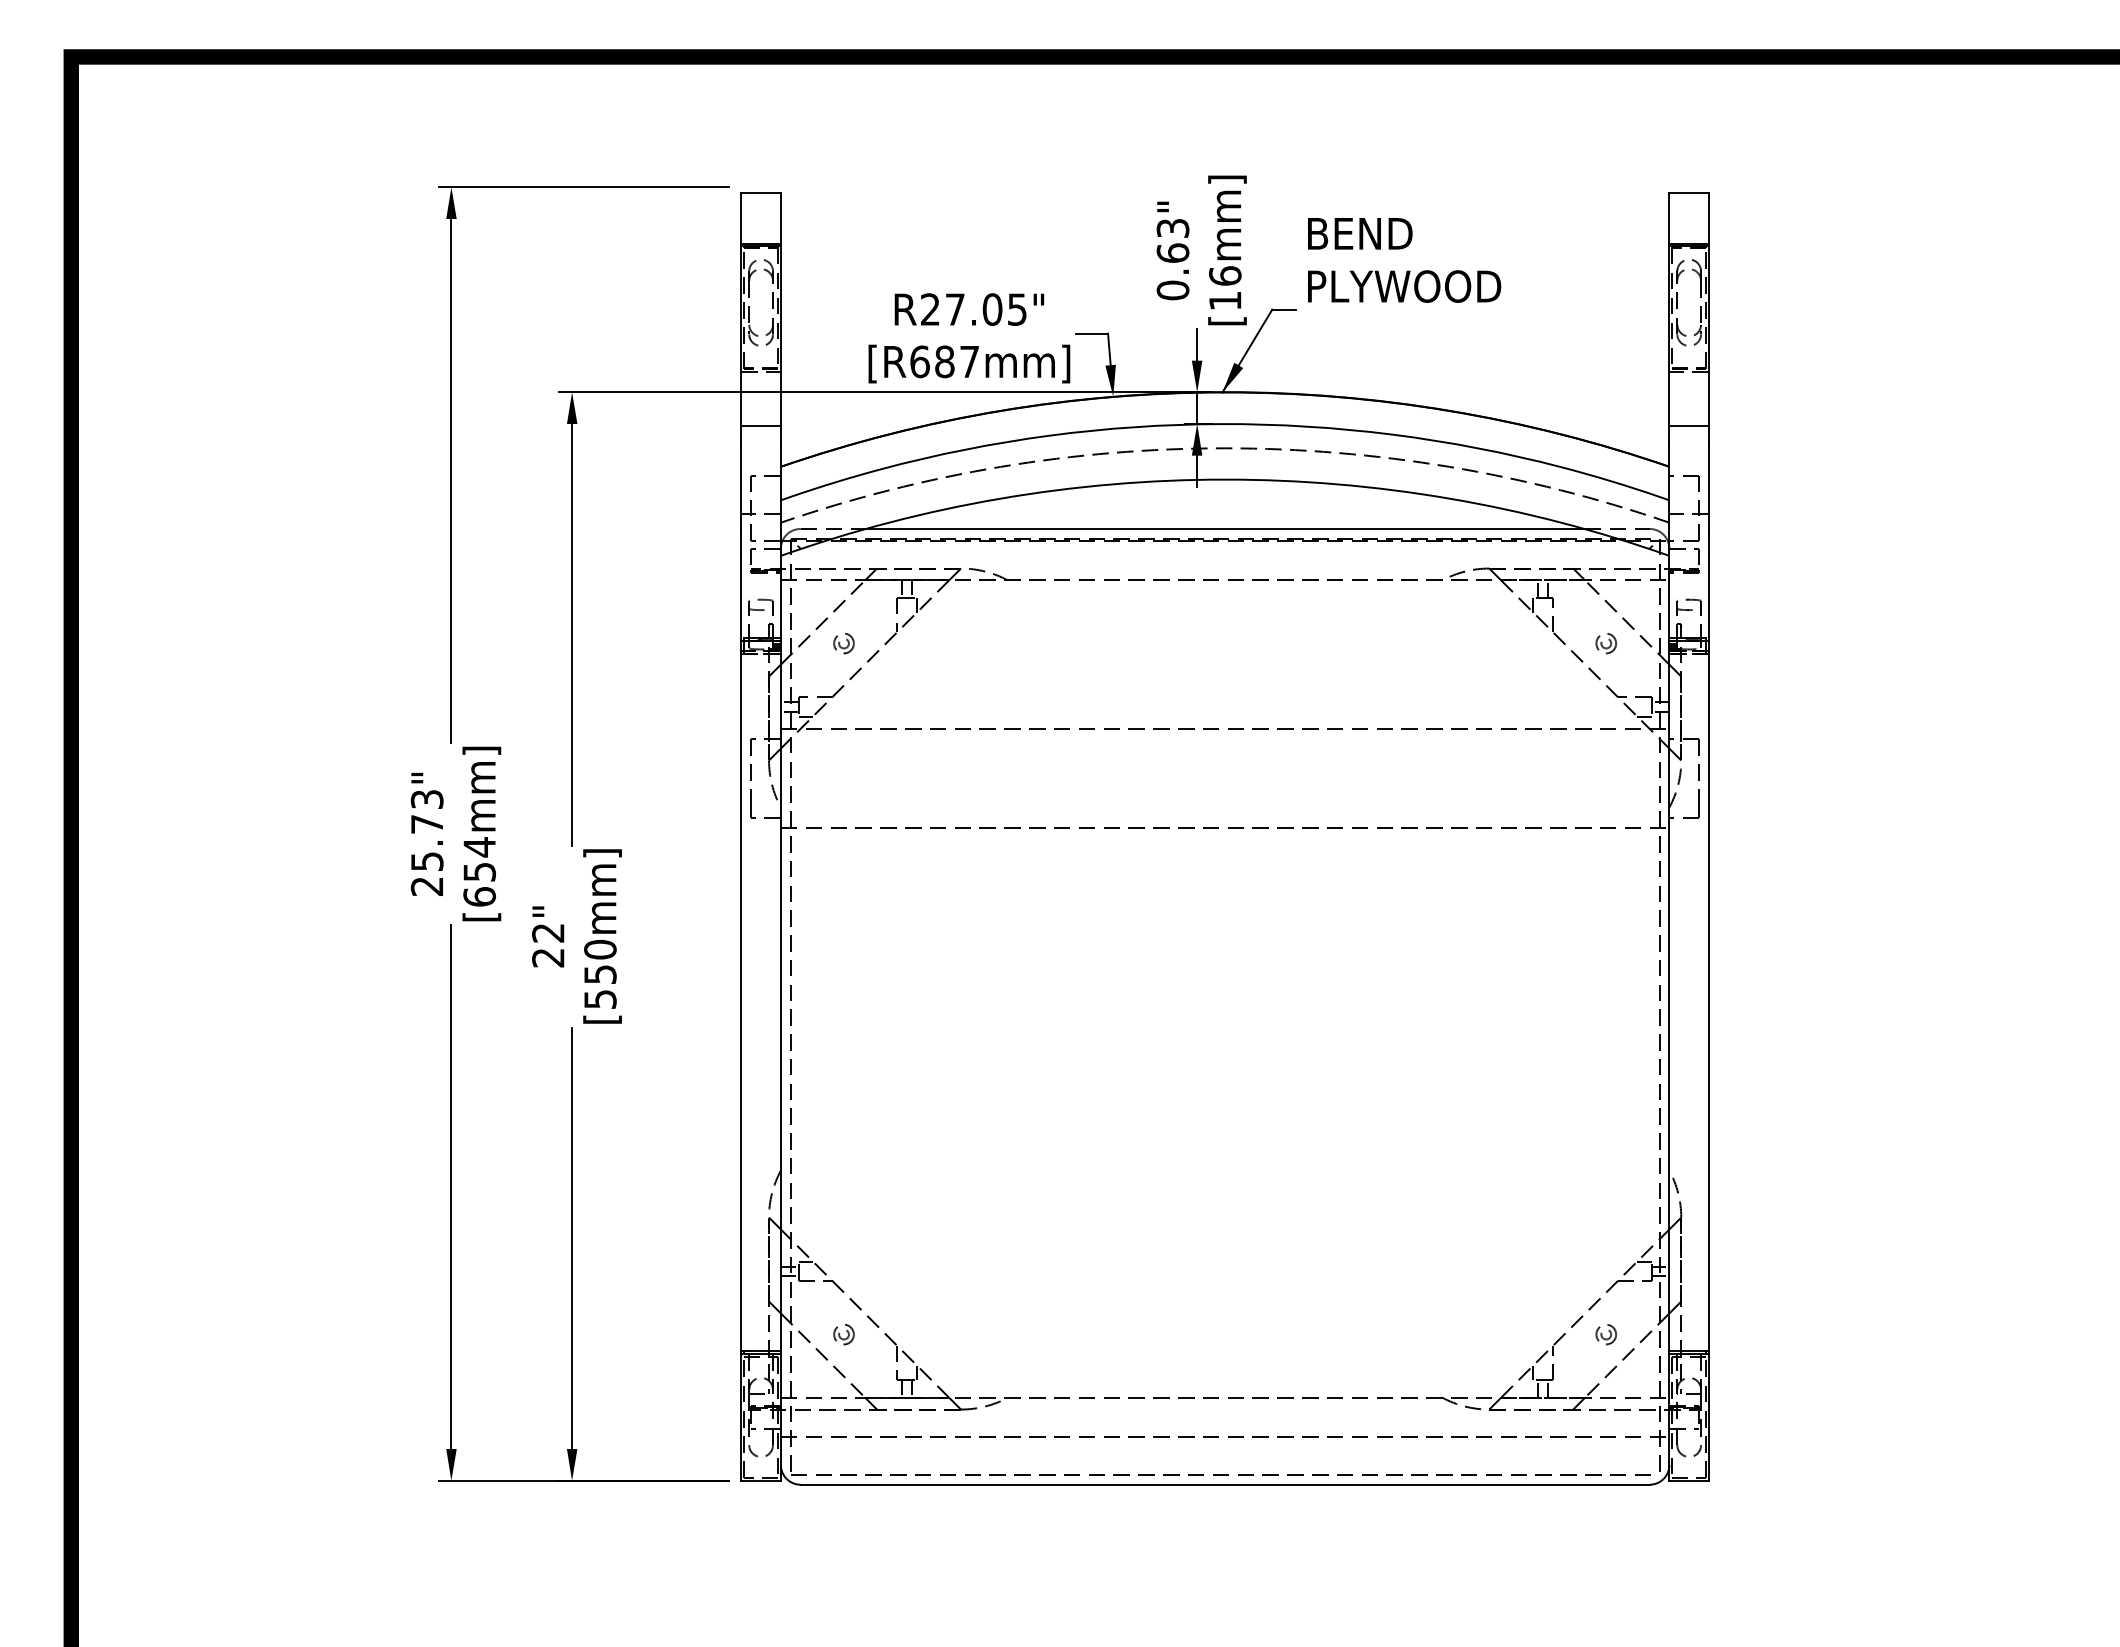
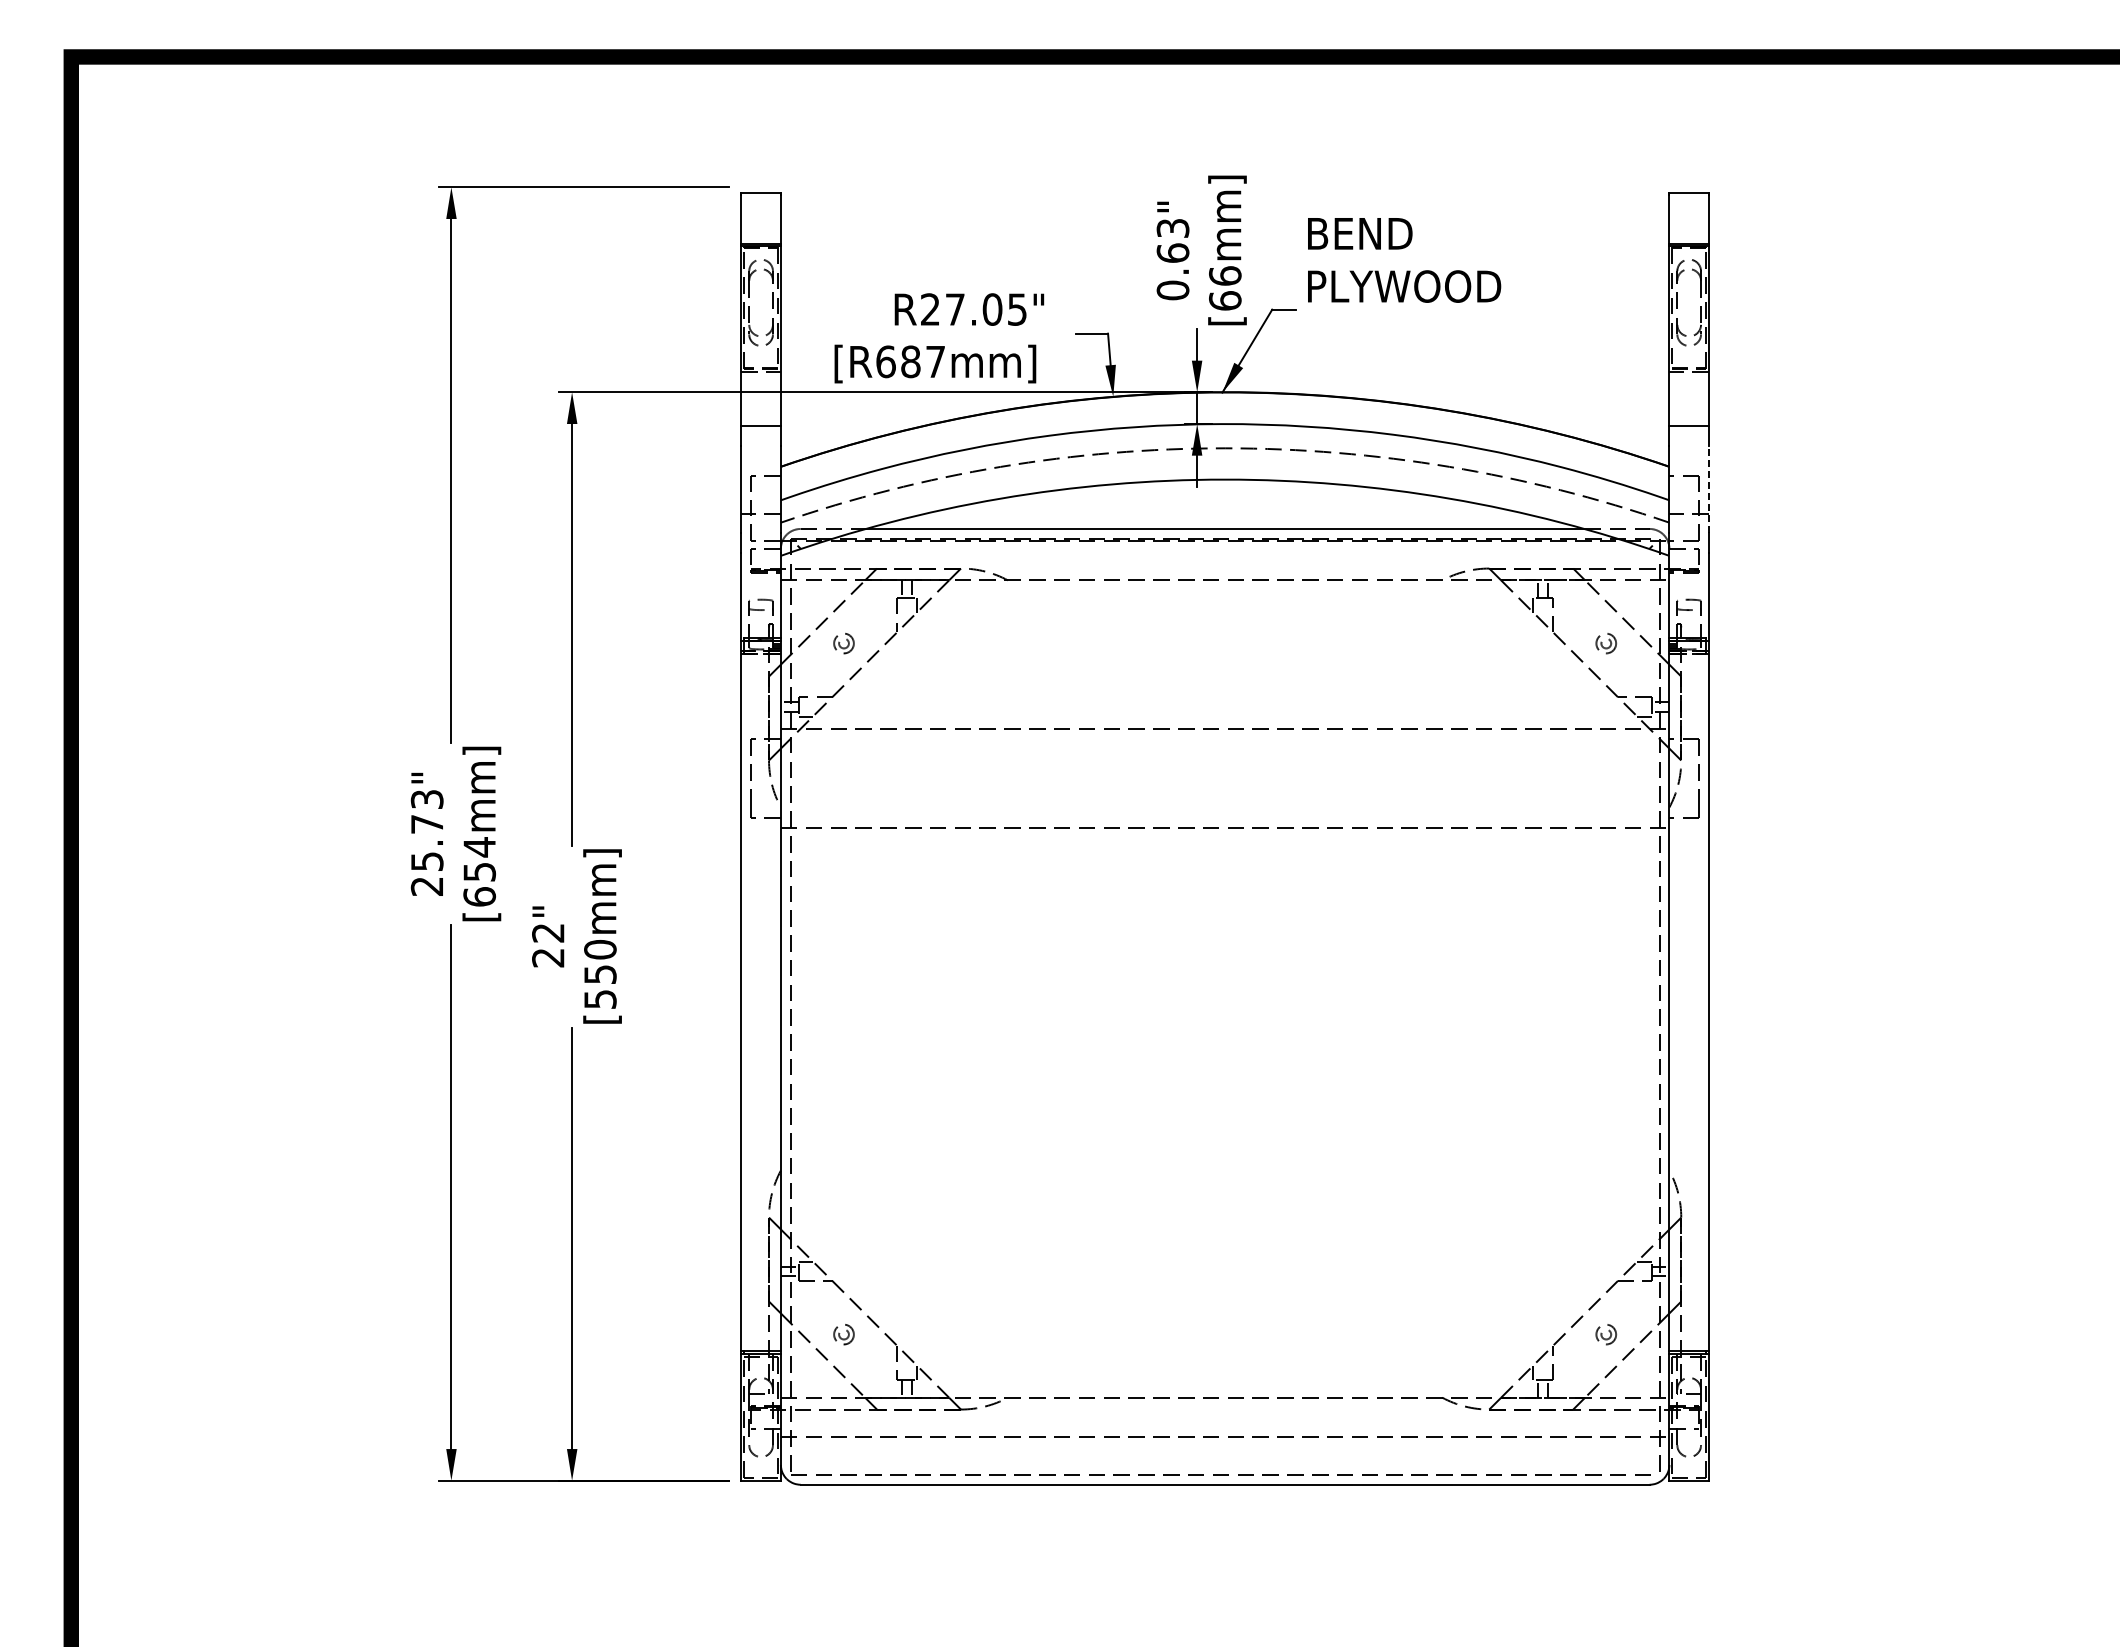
text: [16mm] -> [66mm] (1225, 300)
text position: (969, 363) -> (935, 363) (935, 363)
line: solid -> dashed (1708, 489)
